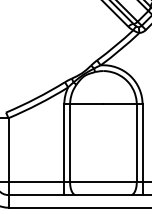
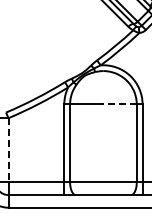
line: solid -> dashed (120, 104)
line: solid -> dashed (8, 150)
